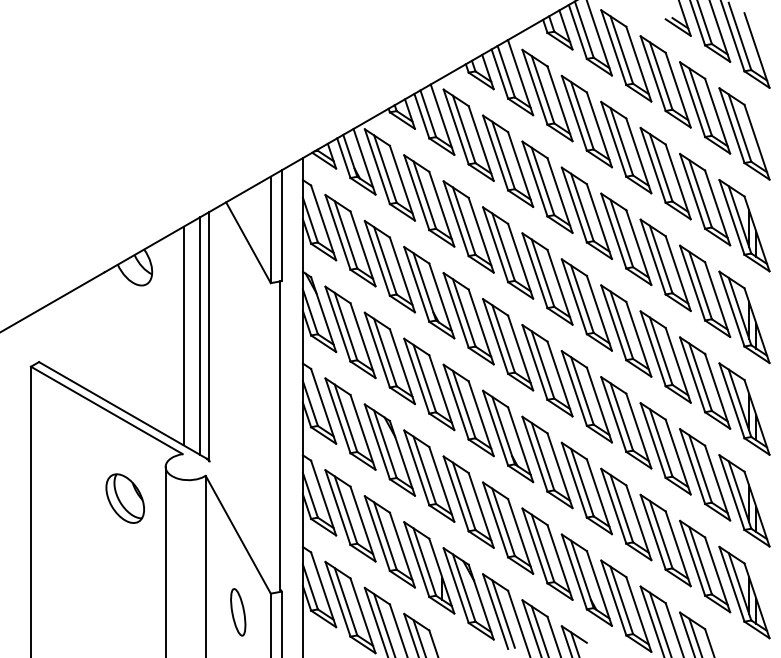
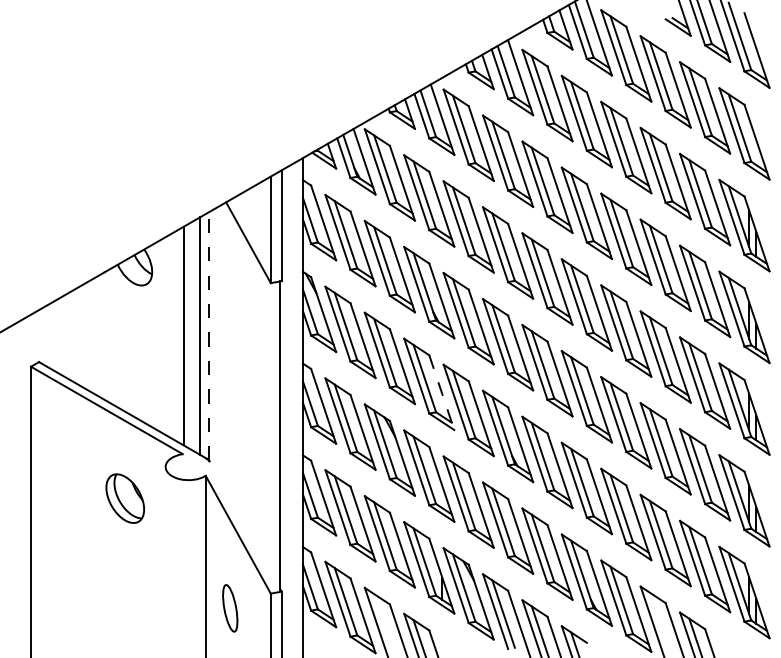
line: solid -> dashed (208, 335)
line: solid -> dashed (441, 393)
line: present -> none (165, 560)
part position: (238, 612) -> (230, 608) (230, 608)
line: present -> none (659, 623)
line: present -> none (384, 624)
